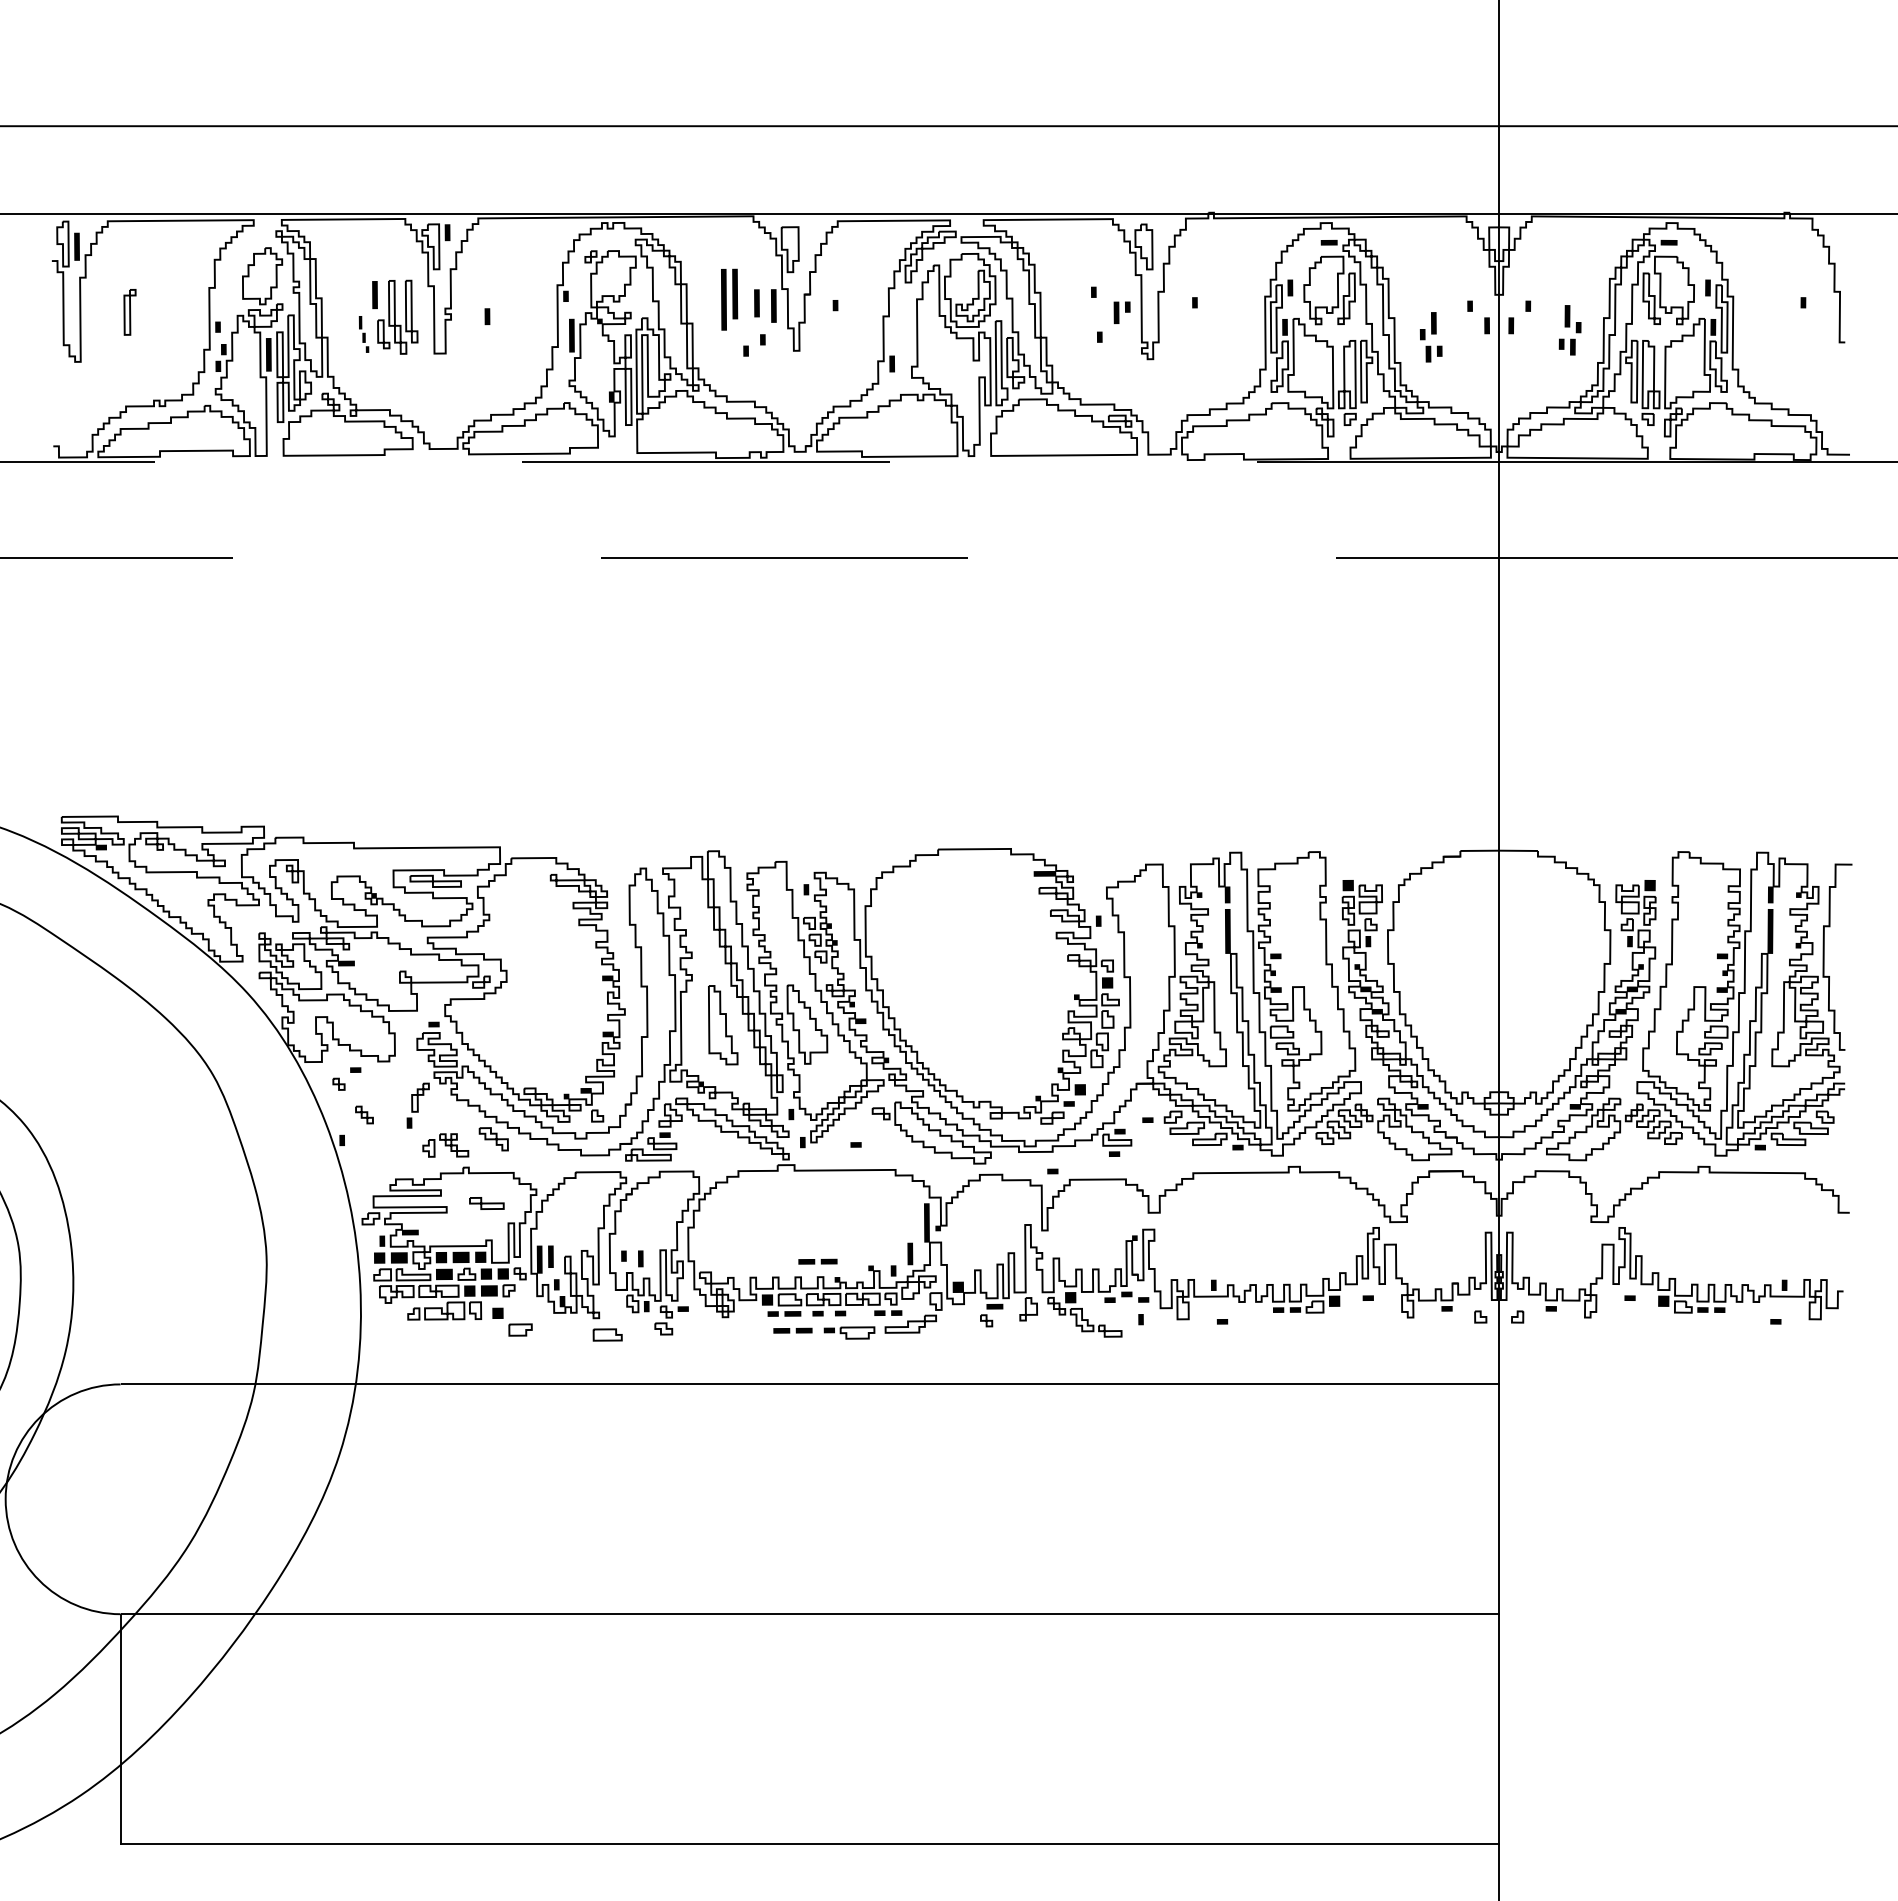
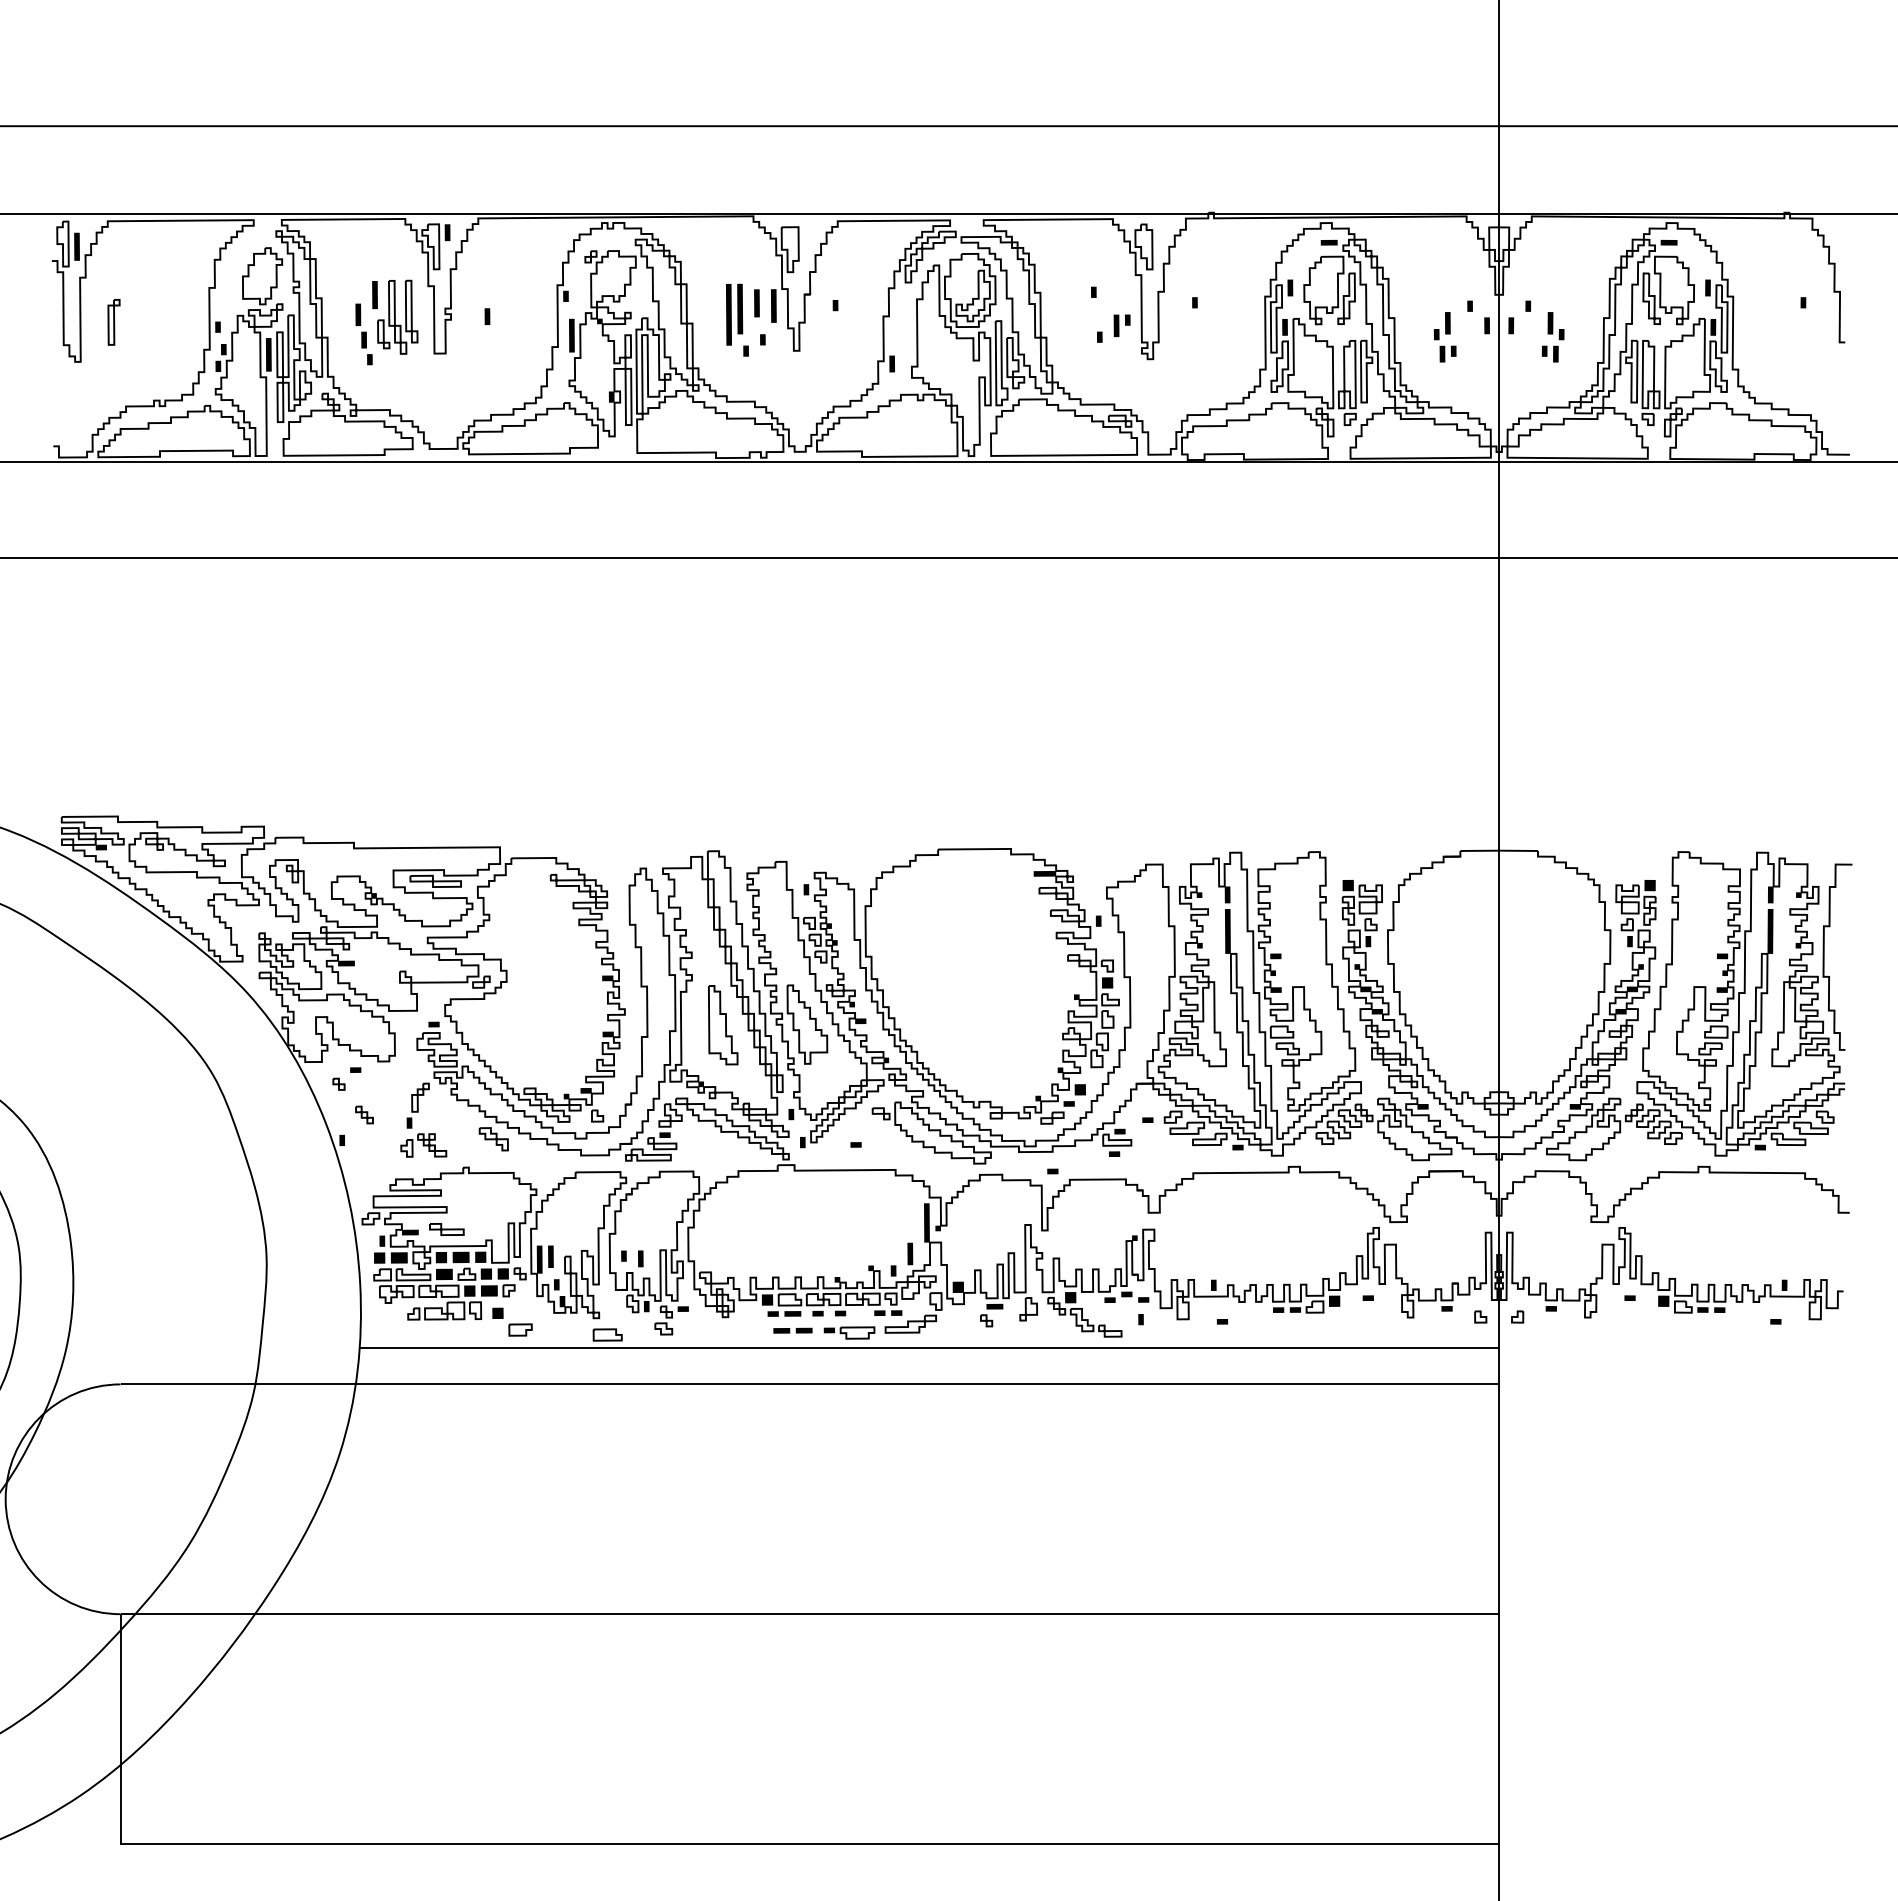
part position: (729, 299) -> (734, 314) (734, 314)
part position: (129, 312) -> (113, 322) (113, 322)
part position: (1121, 312) -> (1121, 325) (1121, 325)
part position: (1569, 330) -> (1552, 337) (1552, 337)
part size: 12x37 px -> 18x63 px (363, 334)
part position: (1431, 337) -> (1445, 337) (1445, 337)
line: dashed -> solid (750, 462)
line: dashed -> solid (750, 558)
part position: (445, 1145) -> (423, 1145) (423, 1145)
part position: (486, 1203) -> (446, 1229) (446, 1229)
part: present -> none (817, 1261)
line: none -> present (929, 1348)
